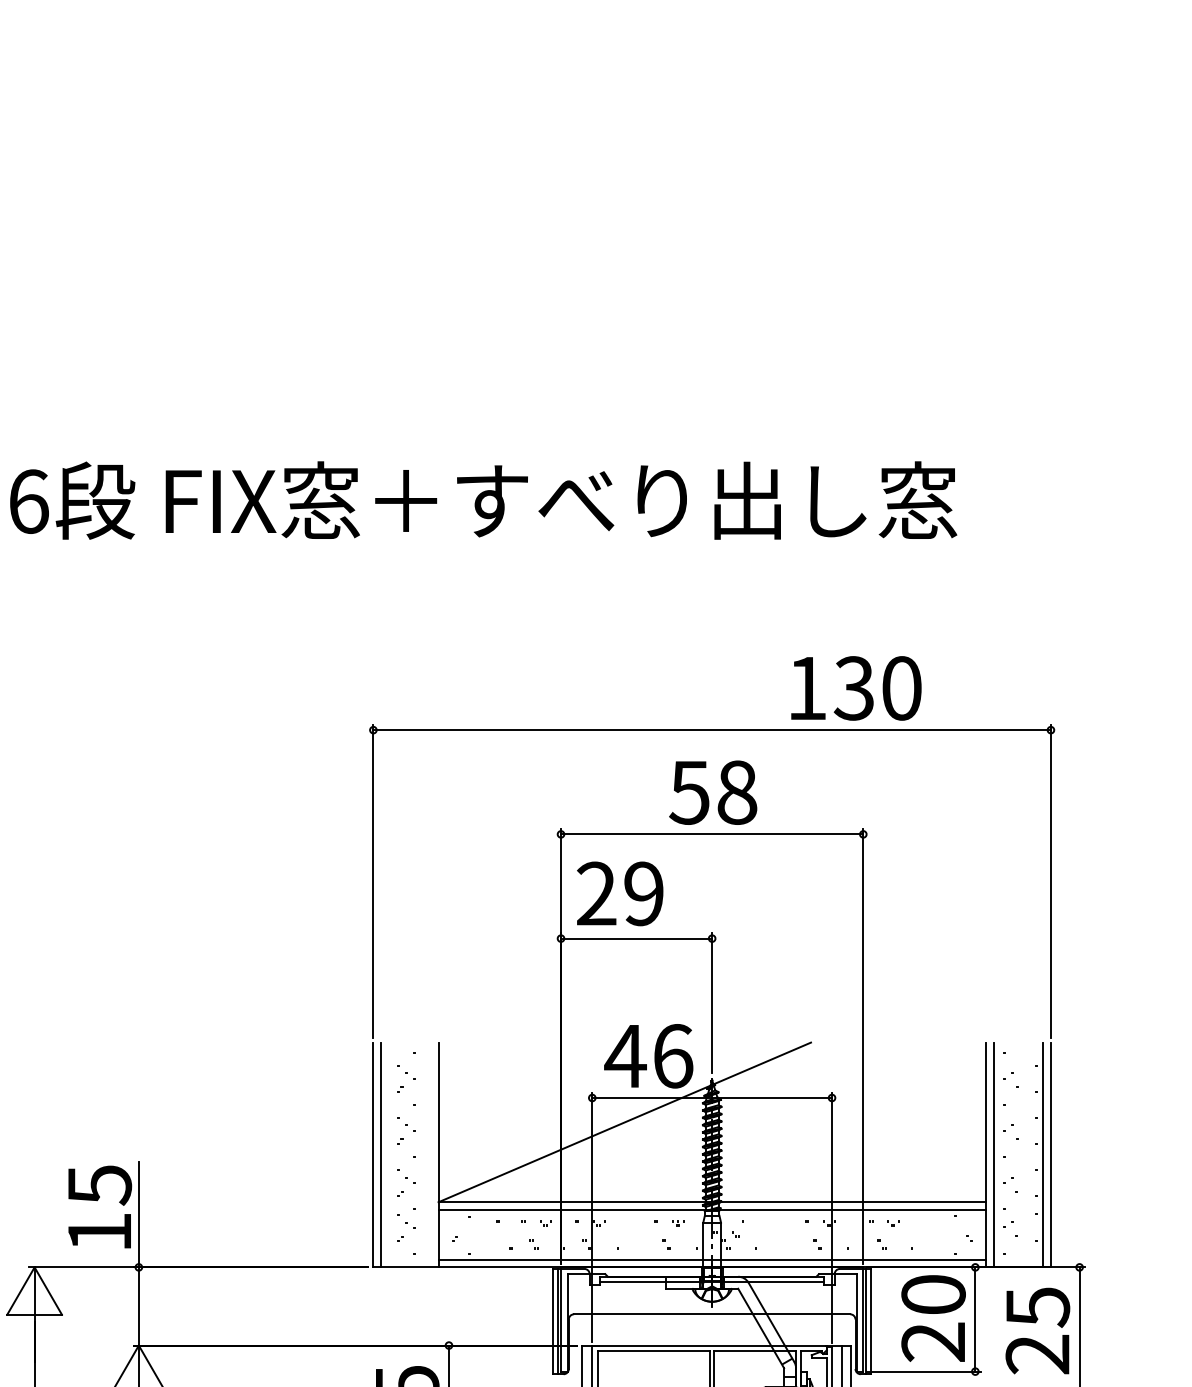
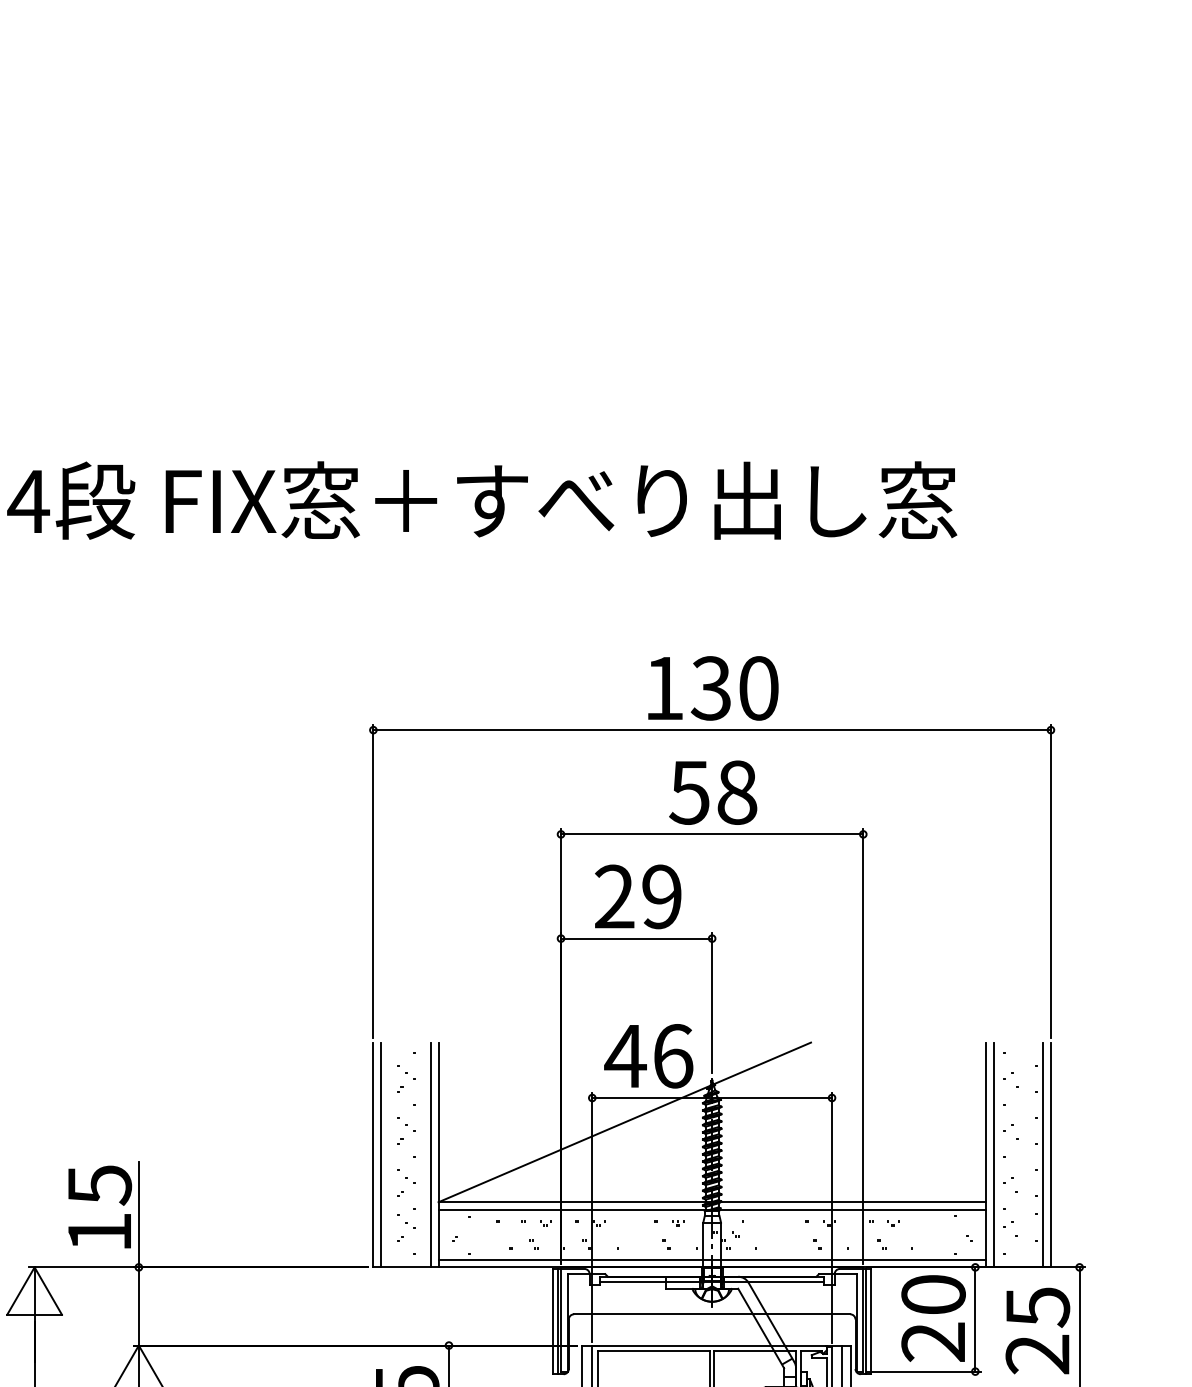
text: 6 -> 4 (28, 501)
text position: (856, 688) -> (713, 688) (713, 688)
text position: (620, 893) -> (638, 896) (638, 896)
line: none -> present (430, 1154)
